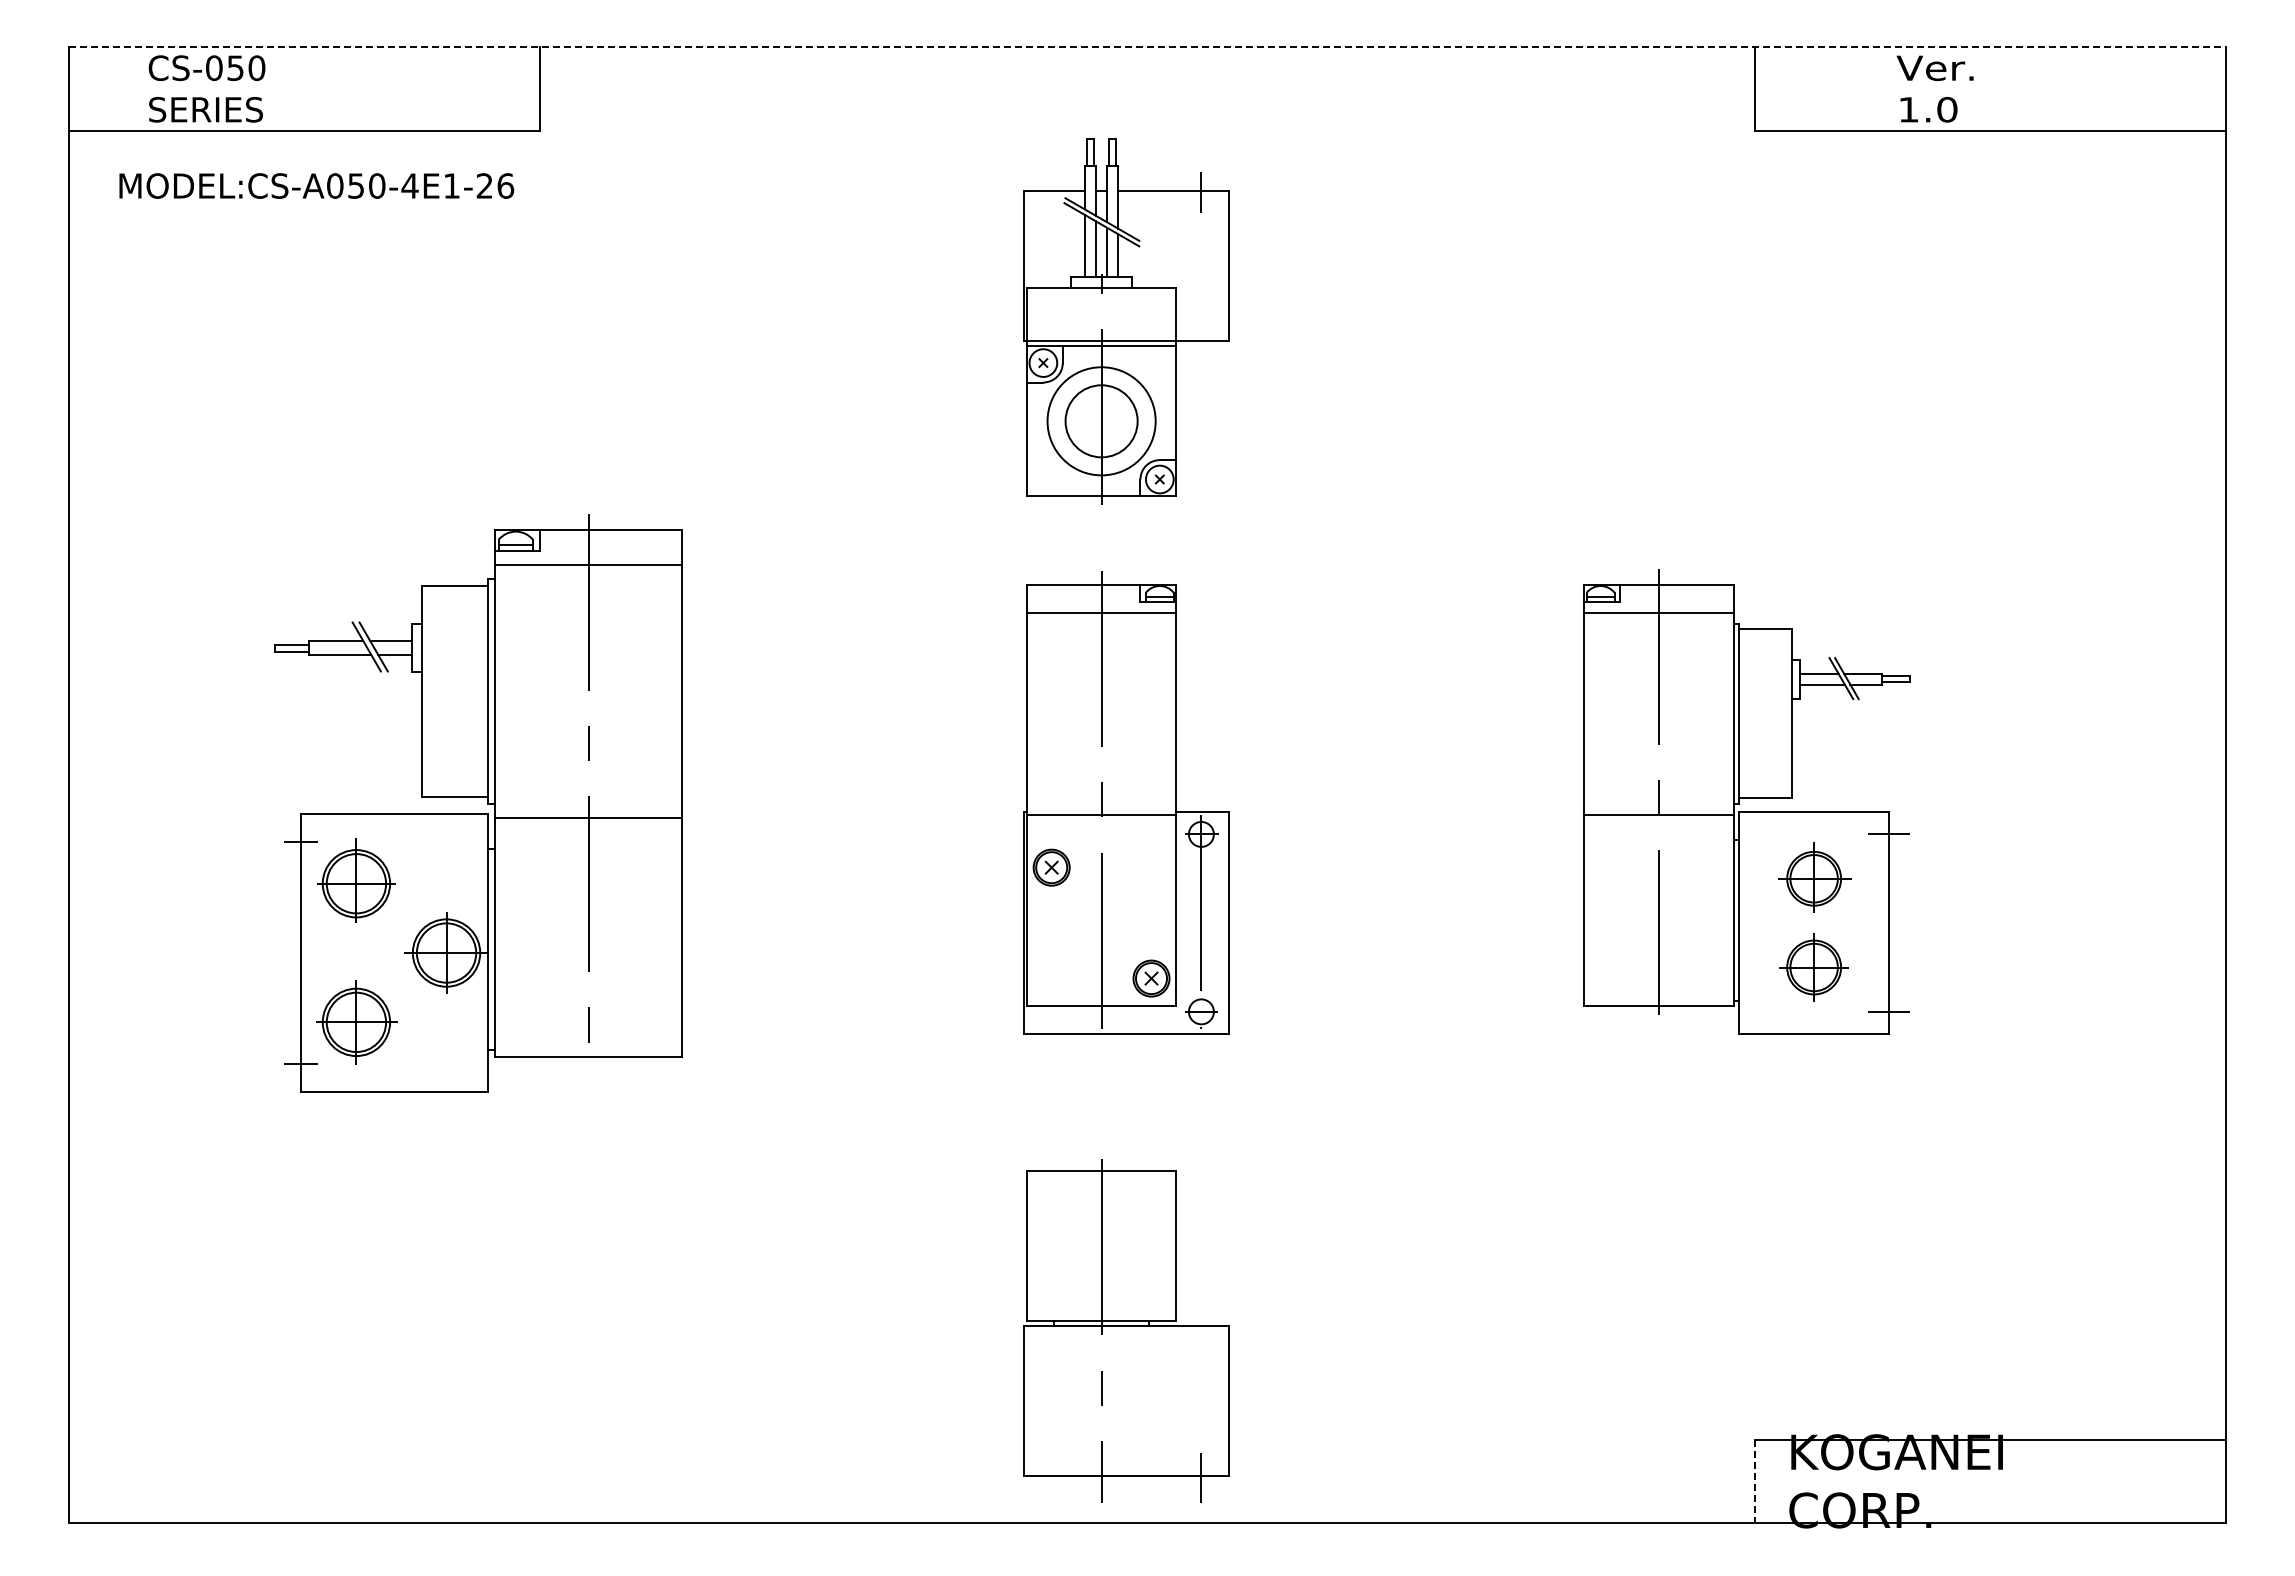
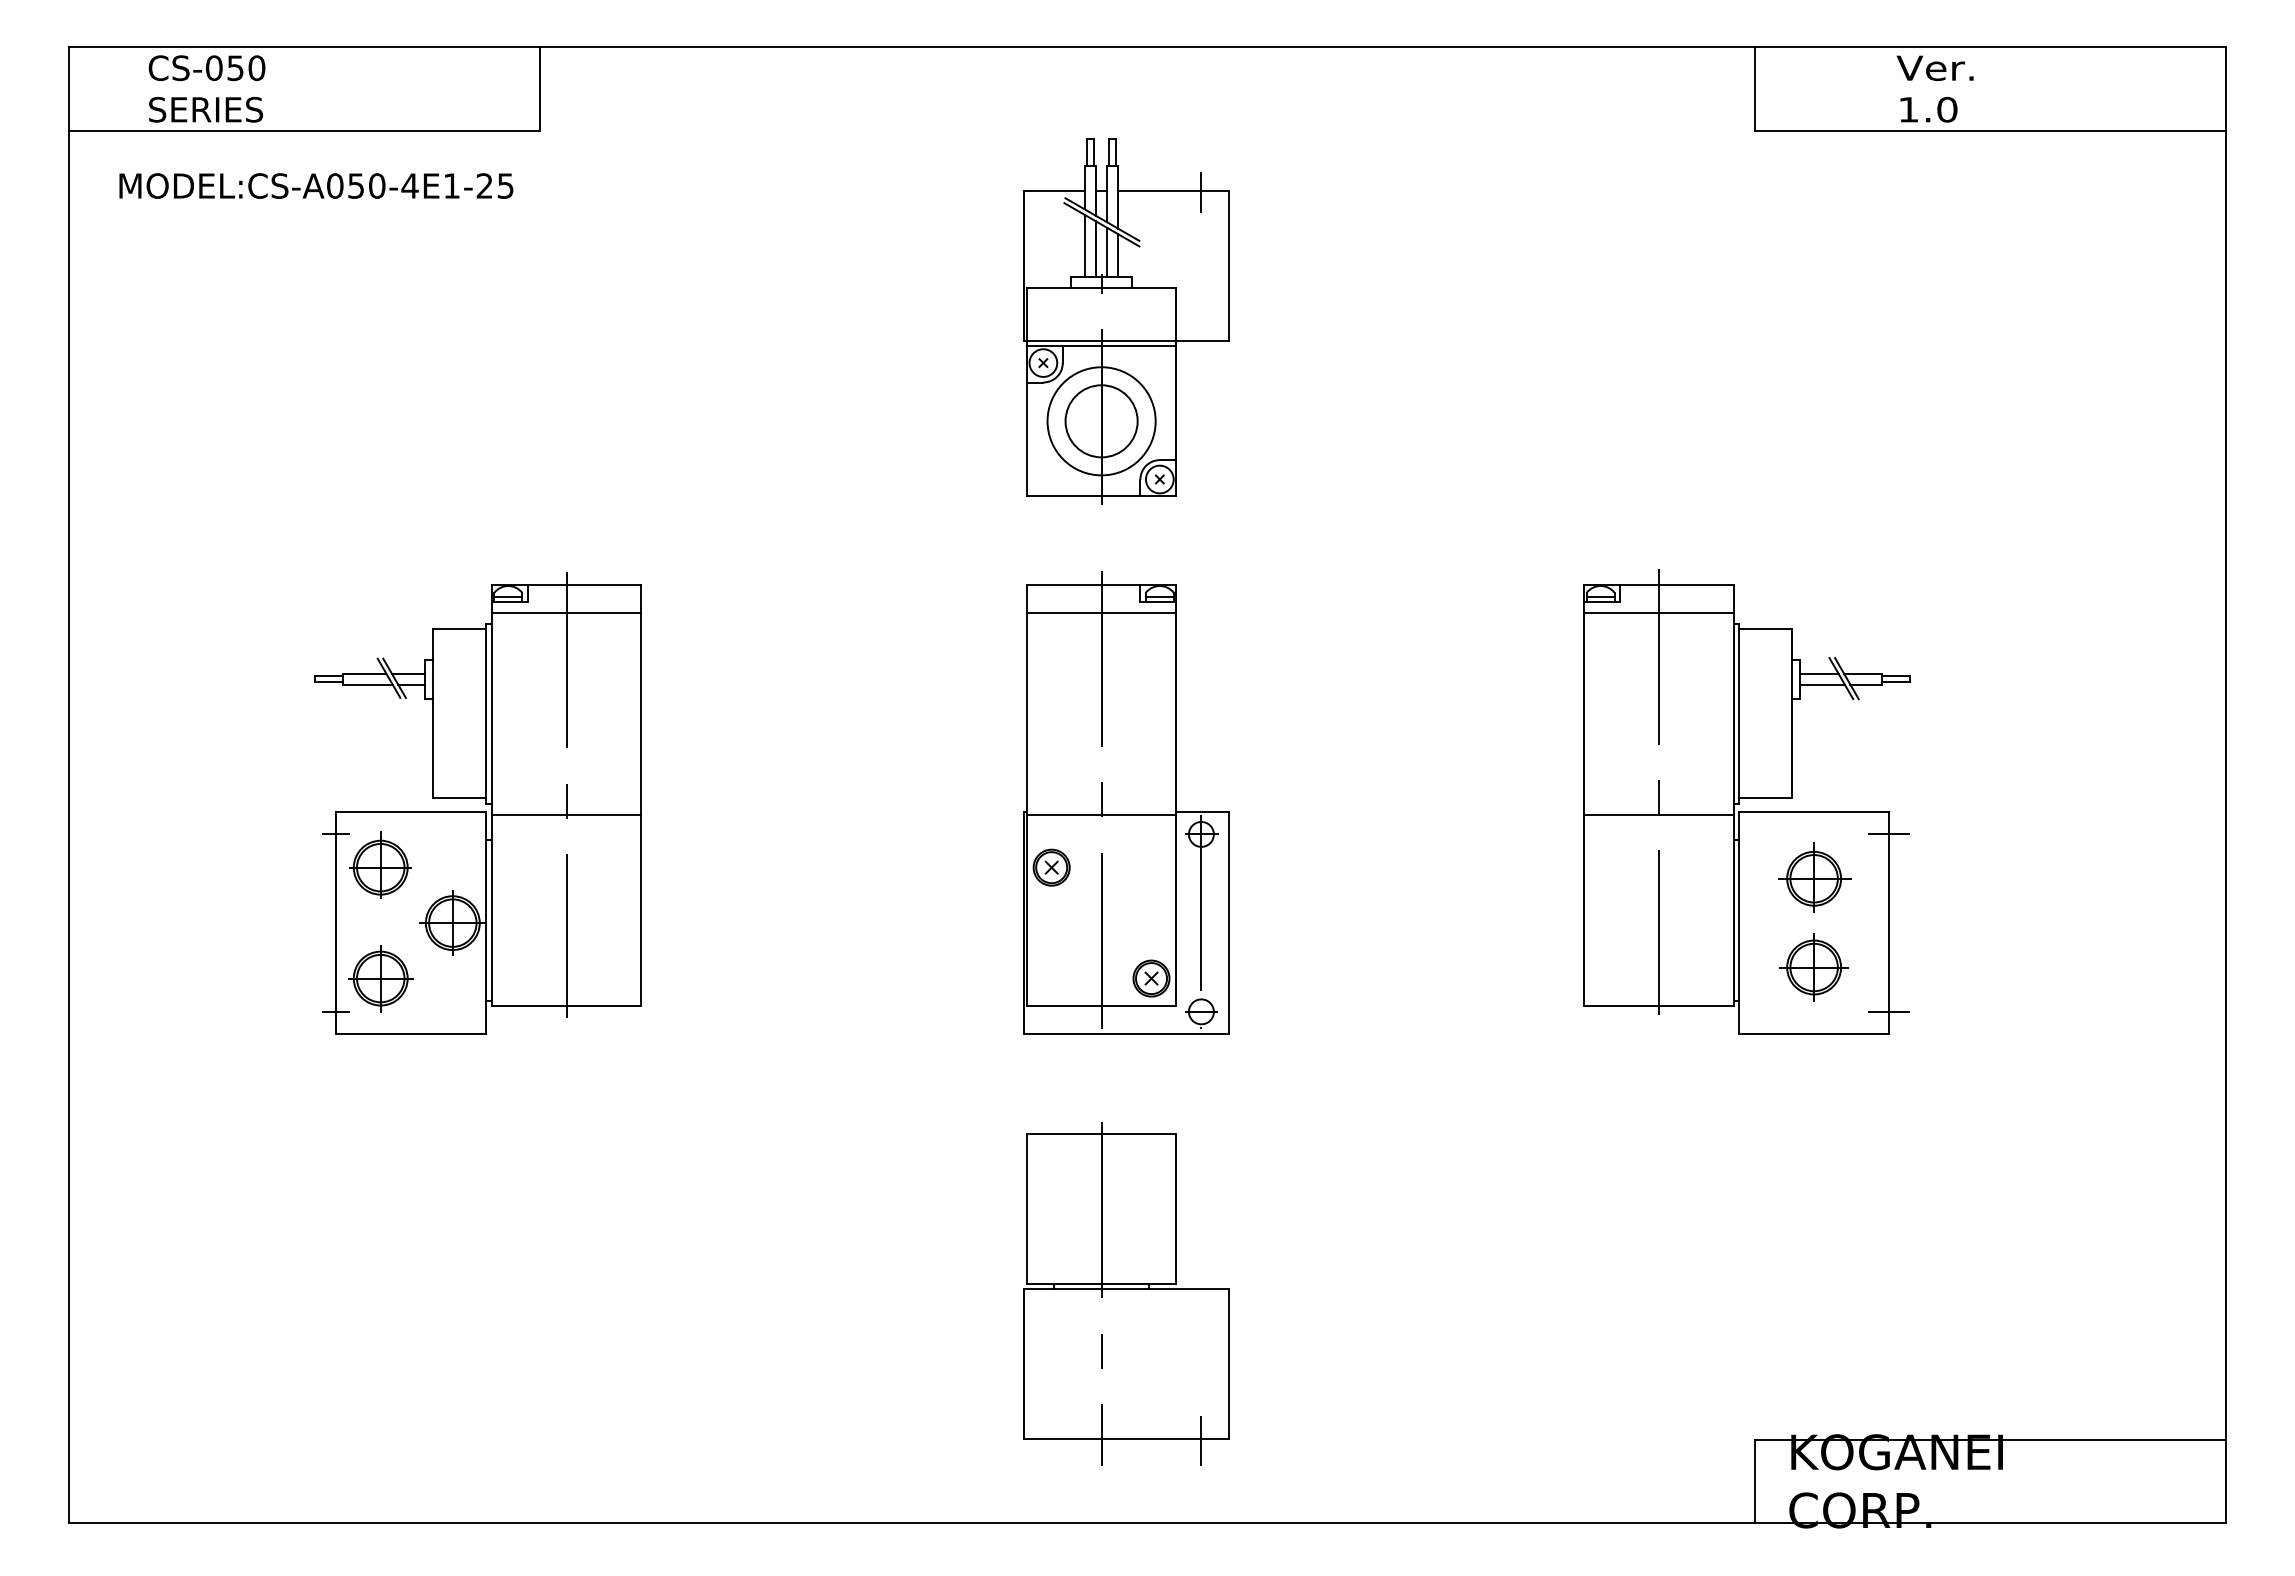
line: dashed -> solid (1147, 47)
text: MODEL:CS-A050-4E1-26 -> MODEL:CS-A050-4E1-25 (505, 185)
part size: 409x579 px -> 328x463 px (477, 803)
part position: (1126, 1330) -> (1126, 1293) (1126, 1293)
line: dashed -> solid (1754, 1481)
